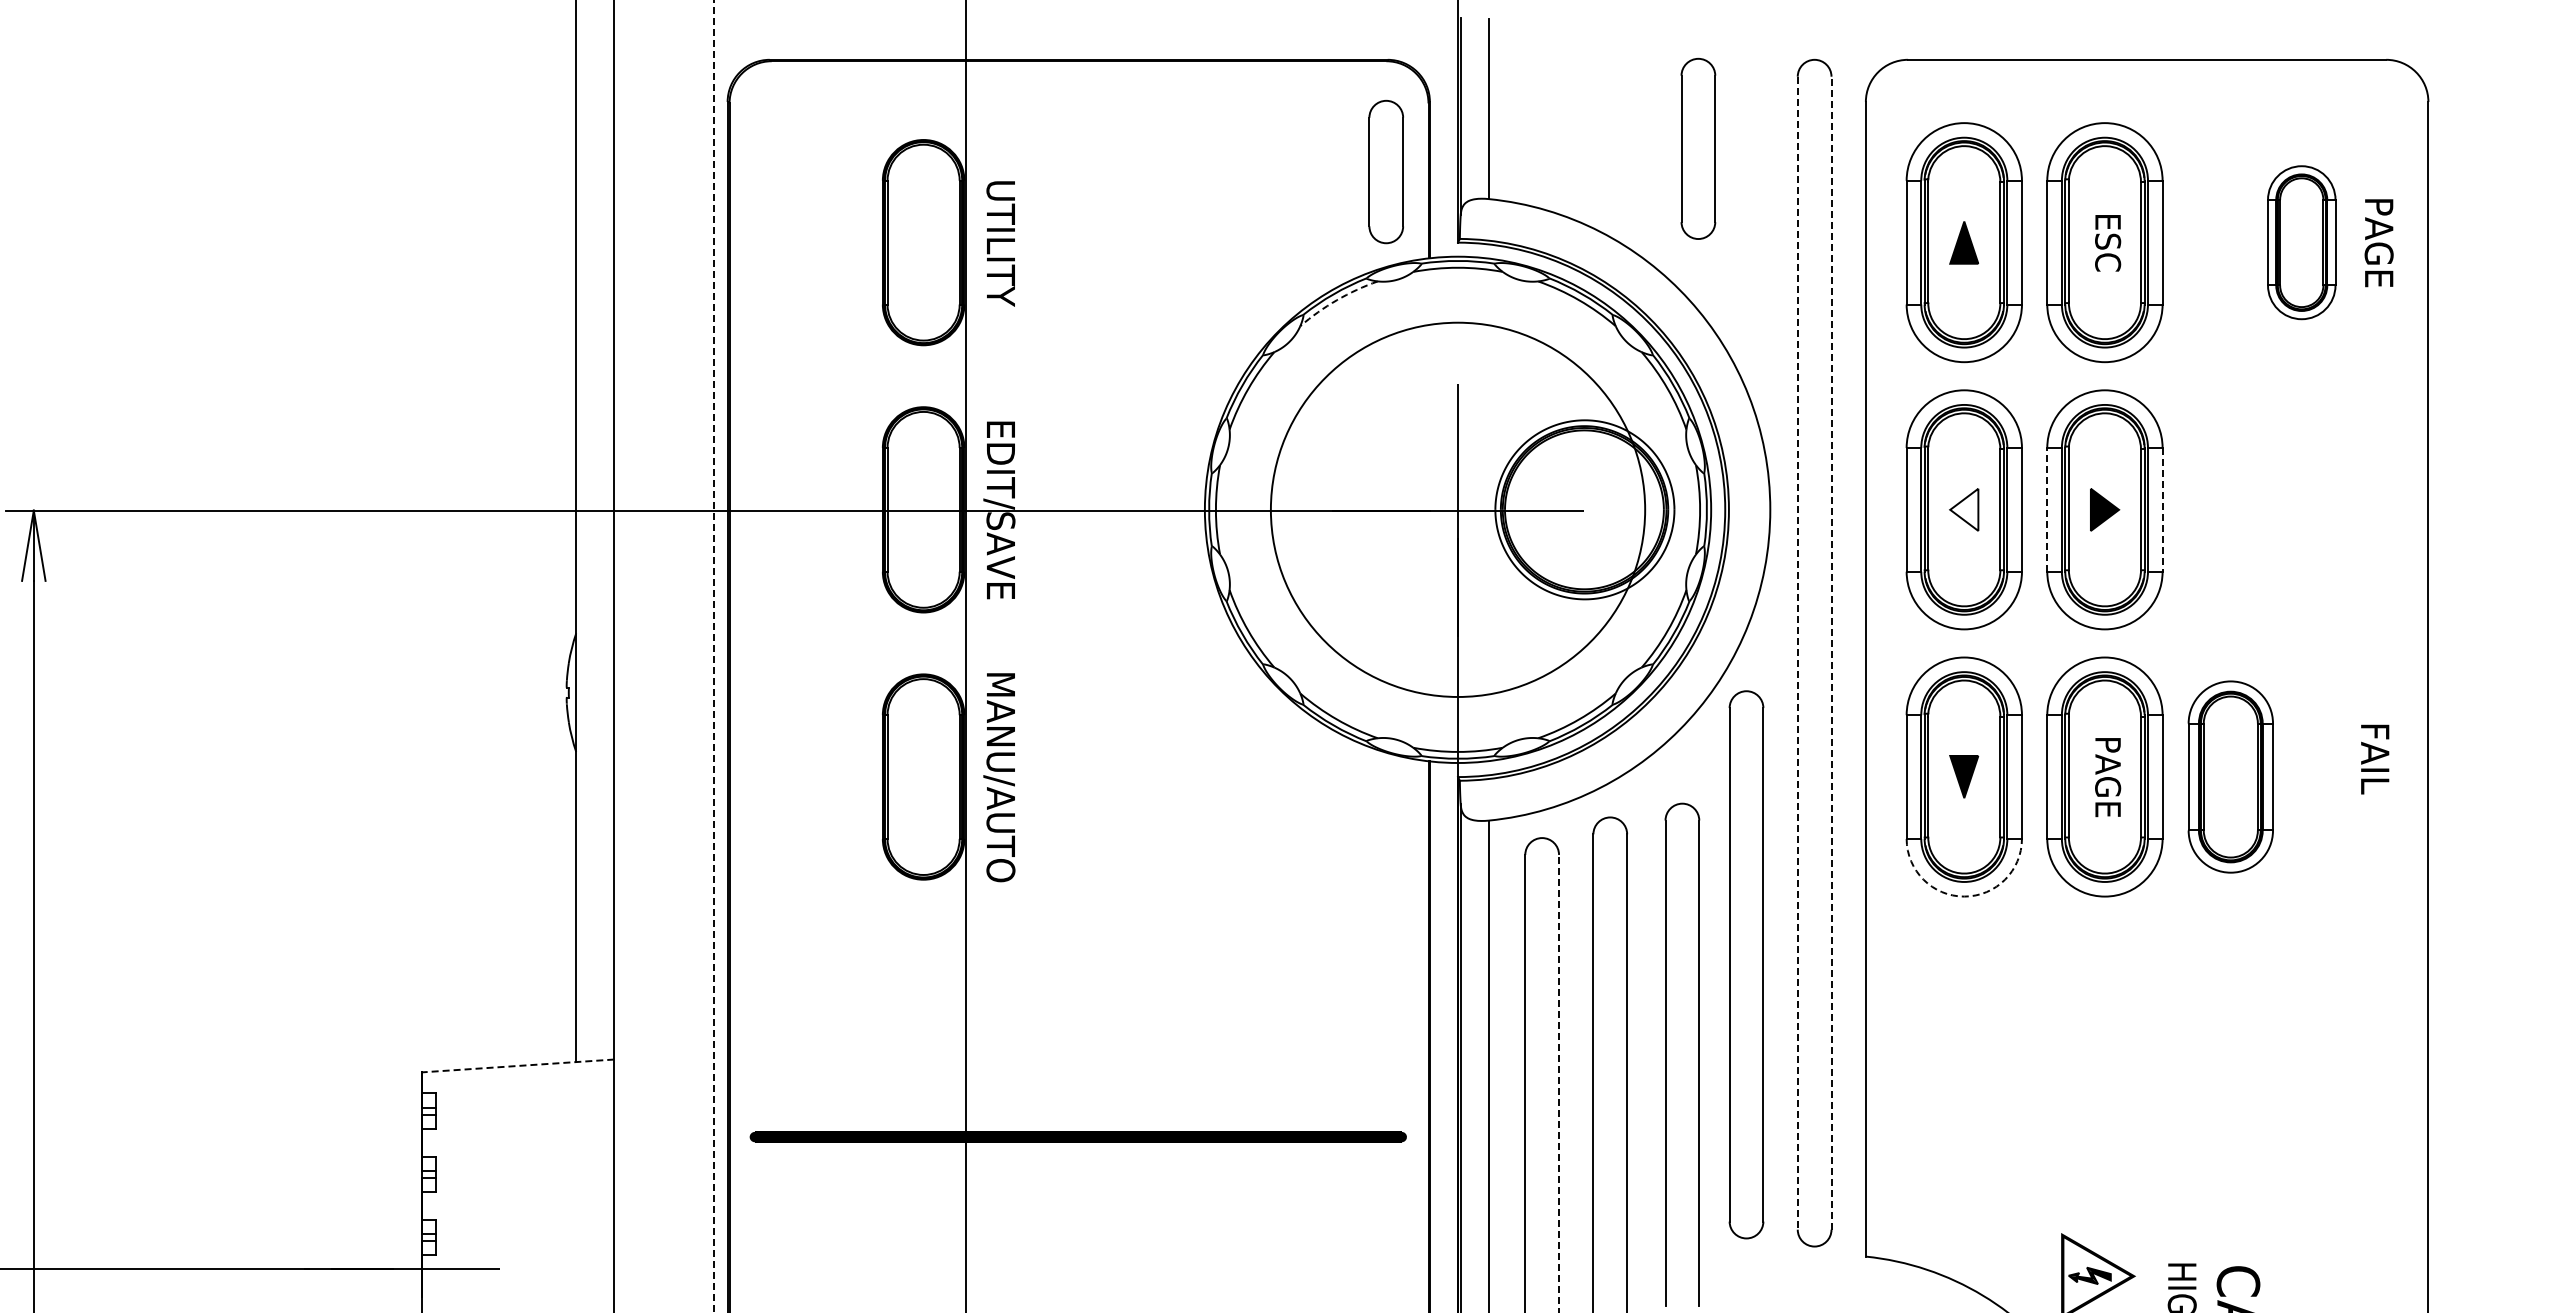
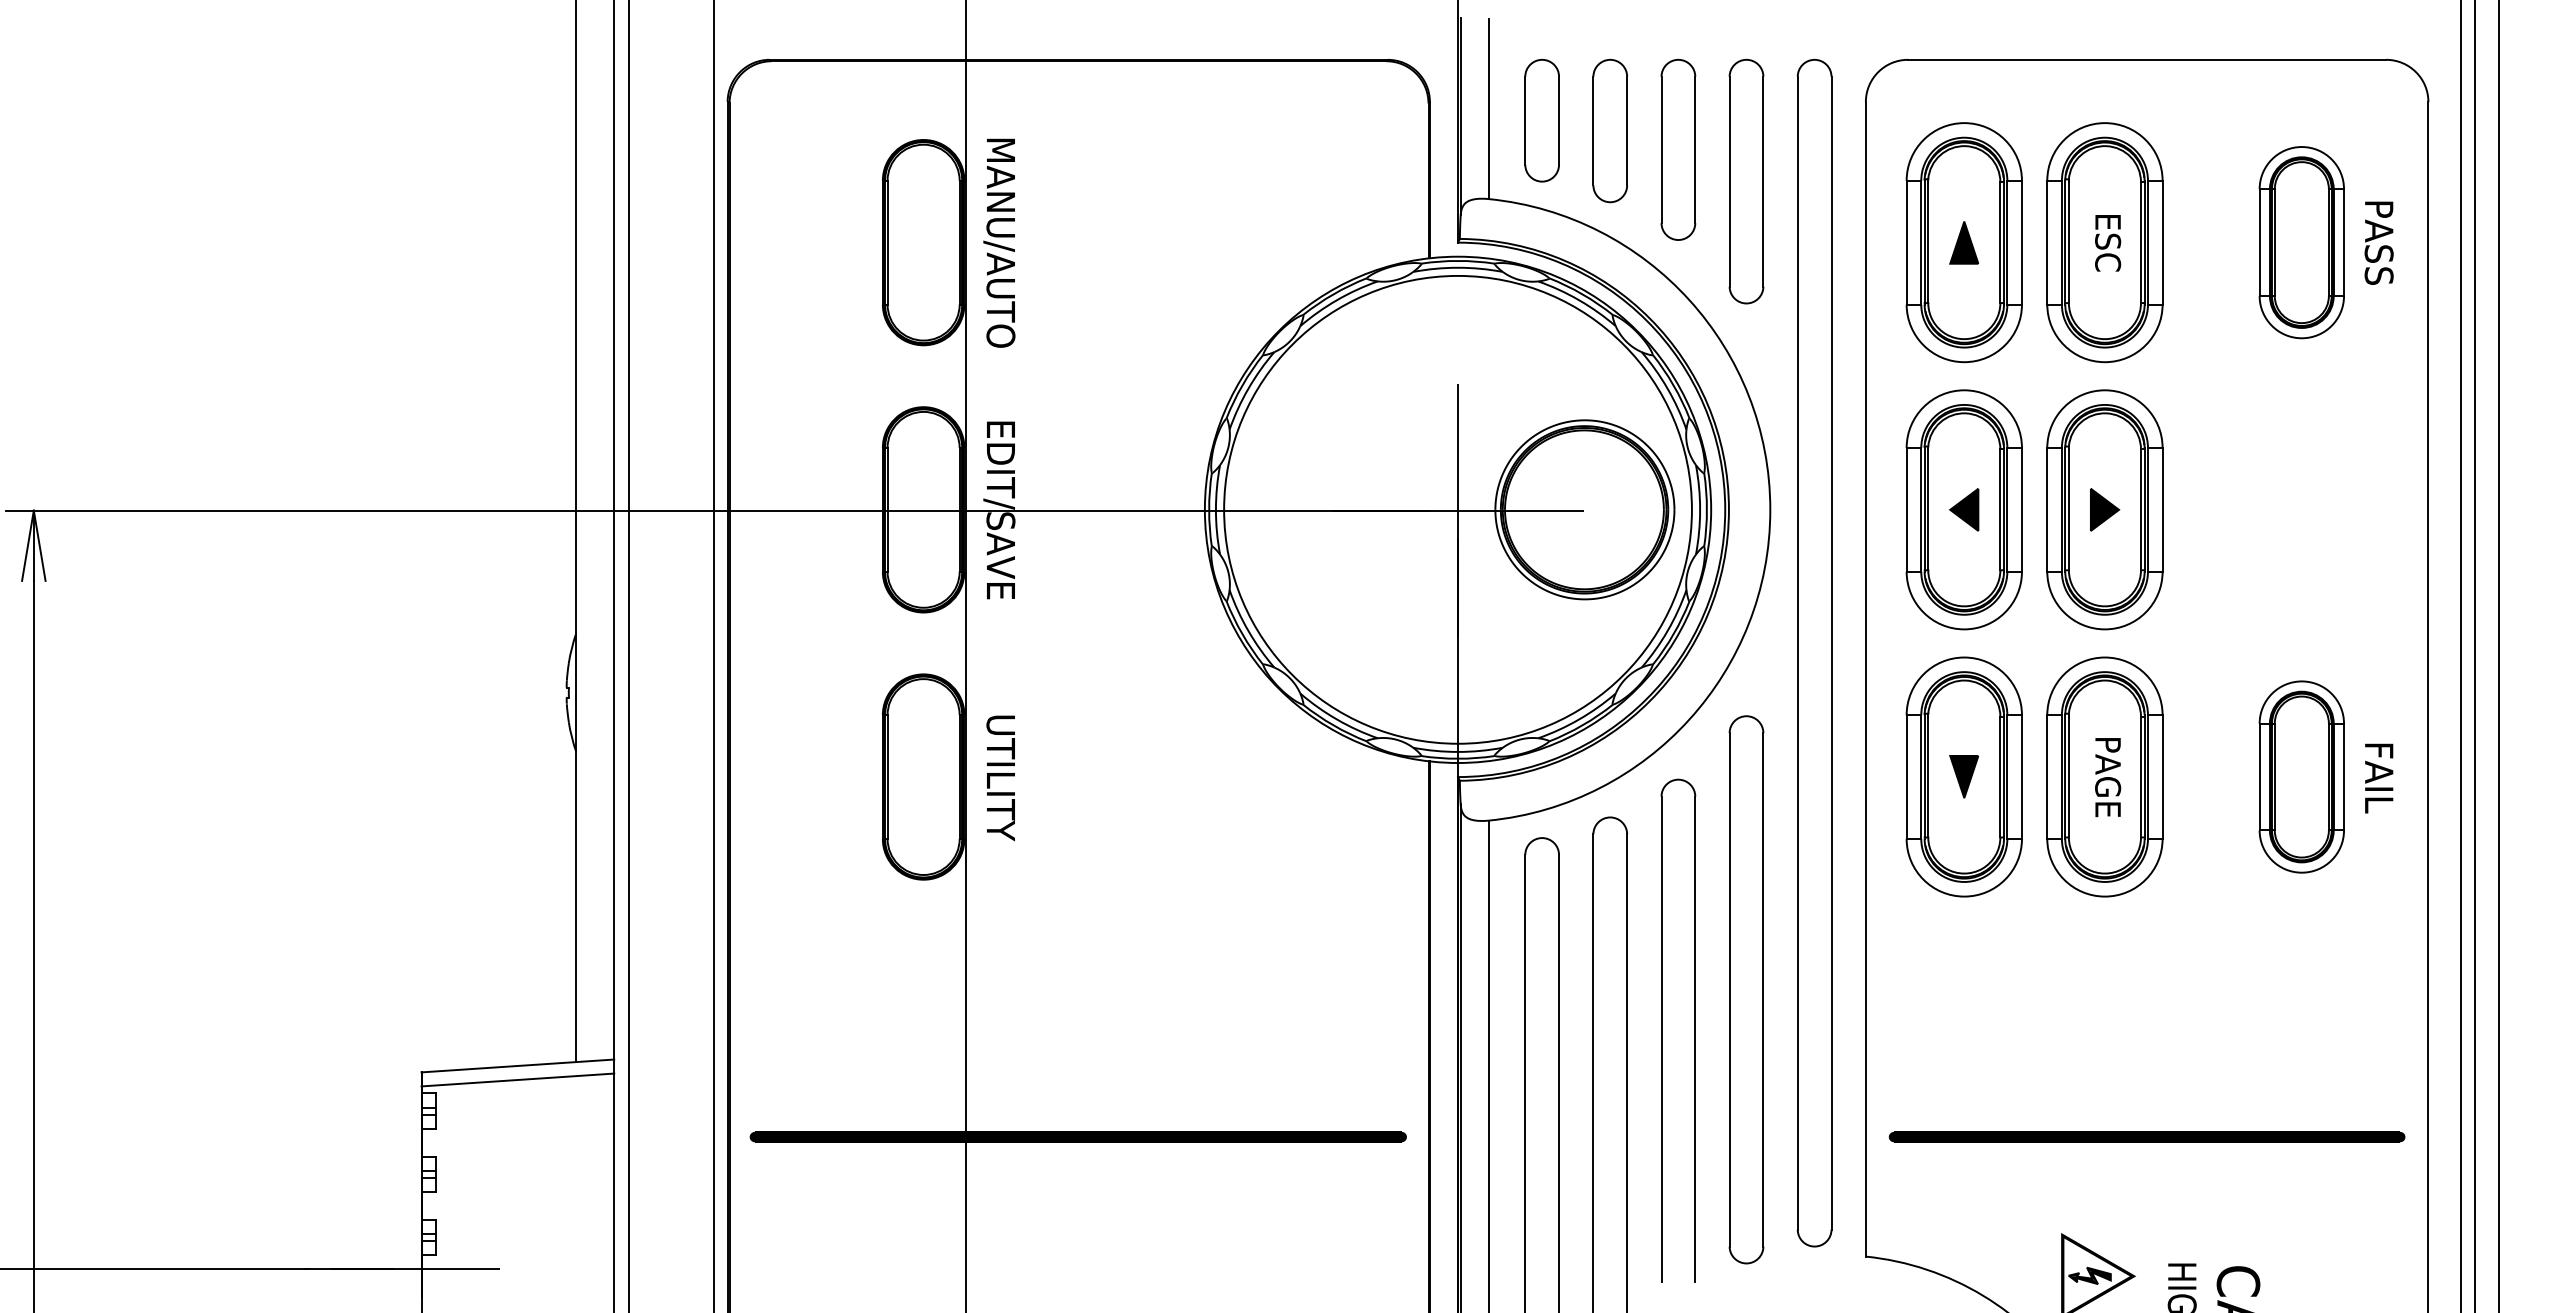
part: none -> present (1541, 120)
part position: (1698, 148) -> (1678, 149) (1678, 149)
part position: (1385, 171) -> (1609, 130) (1609, 130)
part: none -> present (1746, 181)
text: UTILITY -> MANU/AUTO (999, 242)
part size: 70x156 px -> 87x194 px (2301, 242)
text: PAGE -> PASS (2378, 243)
arc: dashed -> solid (1336, 300)
circle diameter: 374 px -> 468 px (1457, 509)
fill: none -> present (1964, 509)
line: dashed -> solid (2047, 509)
line: dashed -> solid (2162, 509)
line: dashed -> solid (1831, 652)
line: dashed -> solid (1797, 653)
line: none -> present (629, 655)
line: none -> present (2461, 655)
line: none -> present (2475, 655)
line: none -> present (2498, 655)
line: dashed -> solid (713, 656)
text position: (2375, 759) -> (2379, 778) (2379, 778)
part position: (2230, 776) -> (2301, 776) (2301, 776)
text: MANU/AUTO -> UTILITY (999, 777)
arc: dashed -> solid (1964, 896)
part position: (1746, 964) -> (1746, 989) (1746, 989)
part position: (1666, 1054) -> (1662, 1030) (1662, 1030)
line: dashed -> solid (517, 1065)
line: none -> present (517, 1079)
line: dashed -> solid (1559, 1083)
part: none -> present (2146, 1136)
